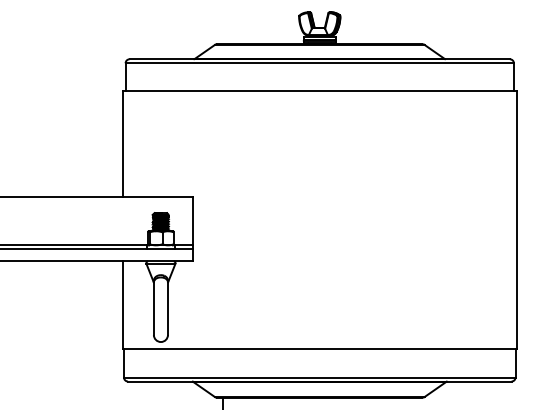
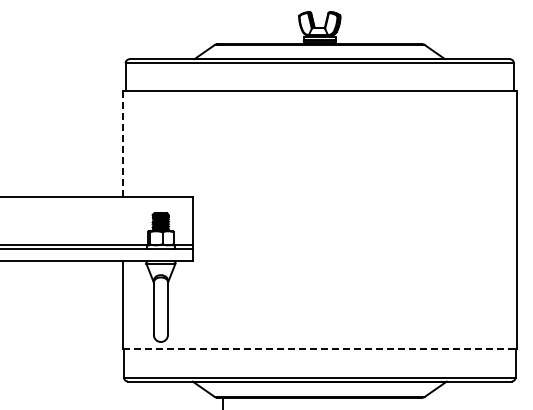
line: solid -> dashed (122, 144)
line: solid -> dashed (320, 349)
